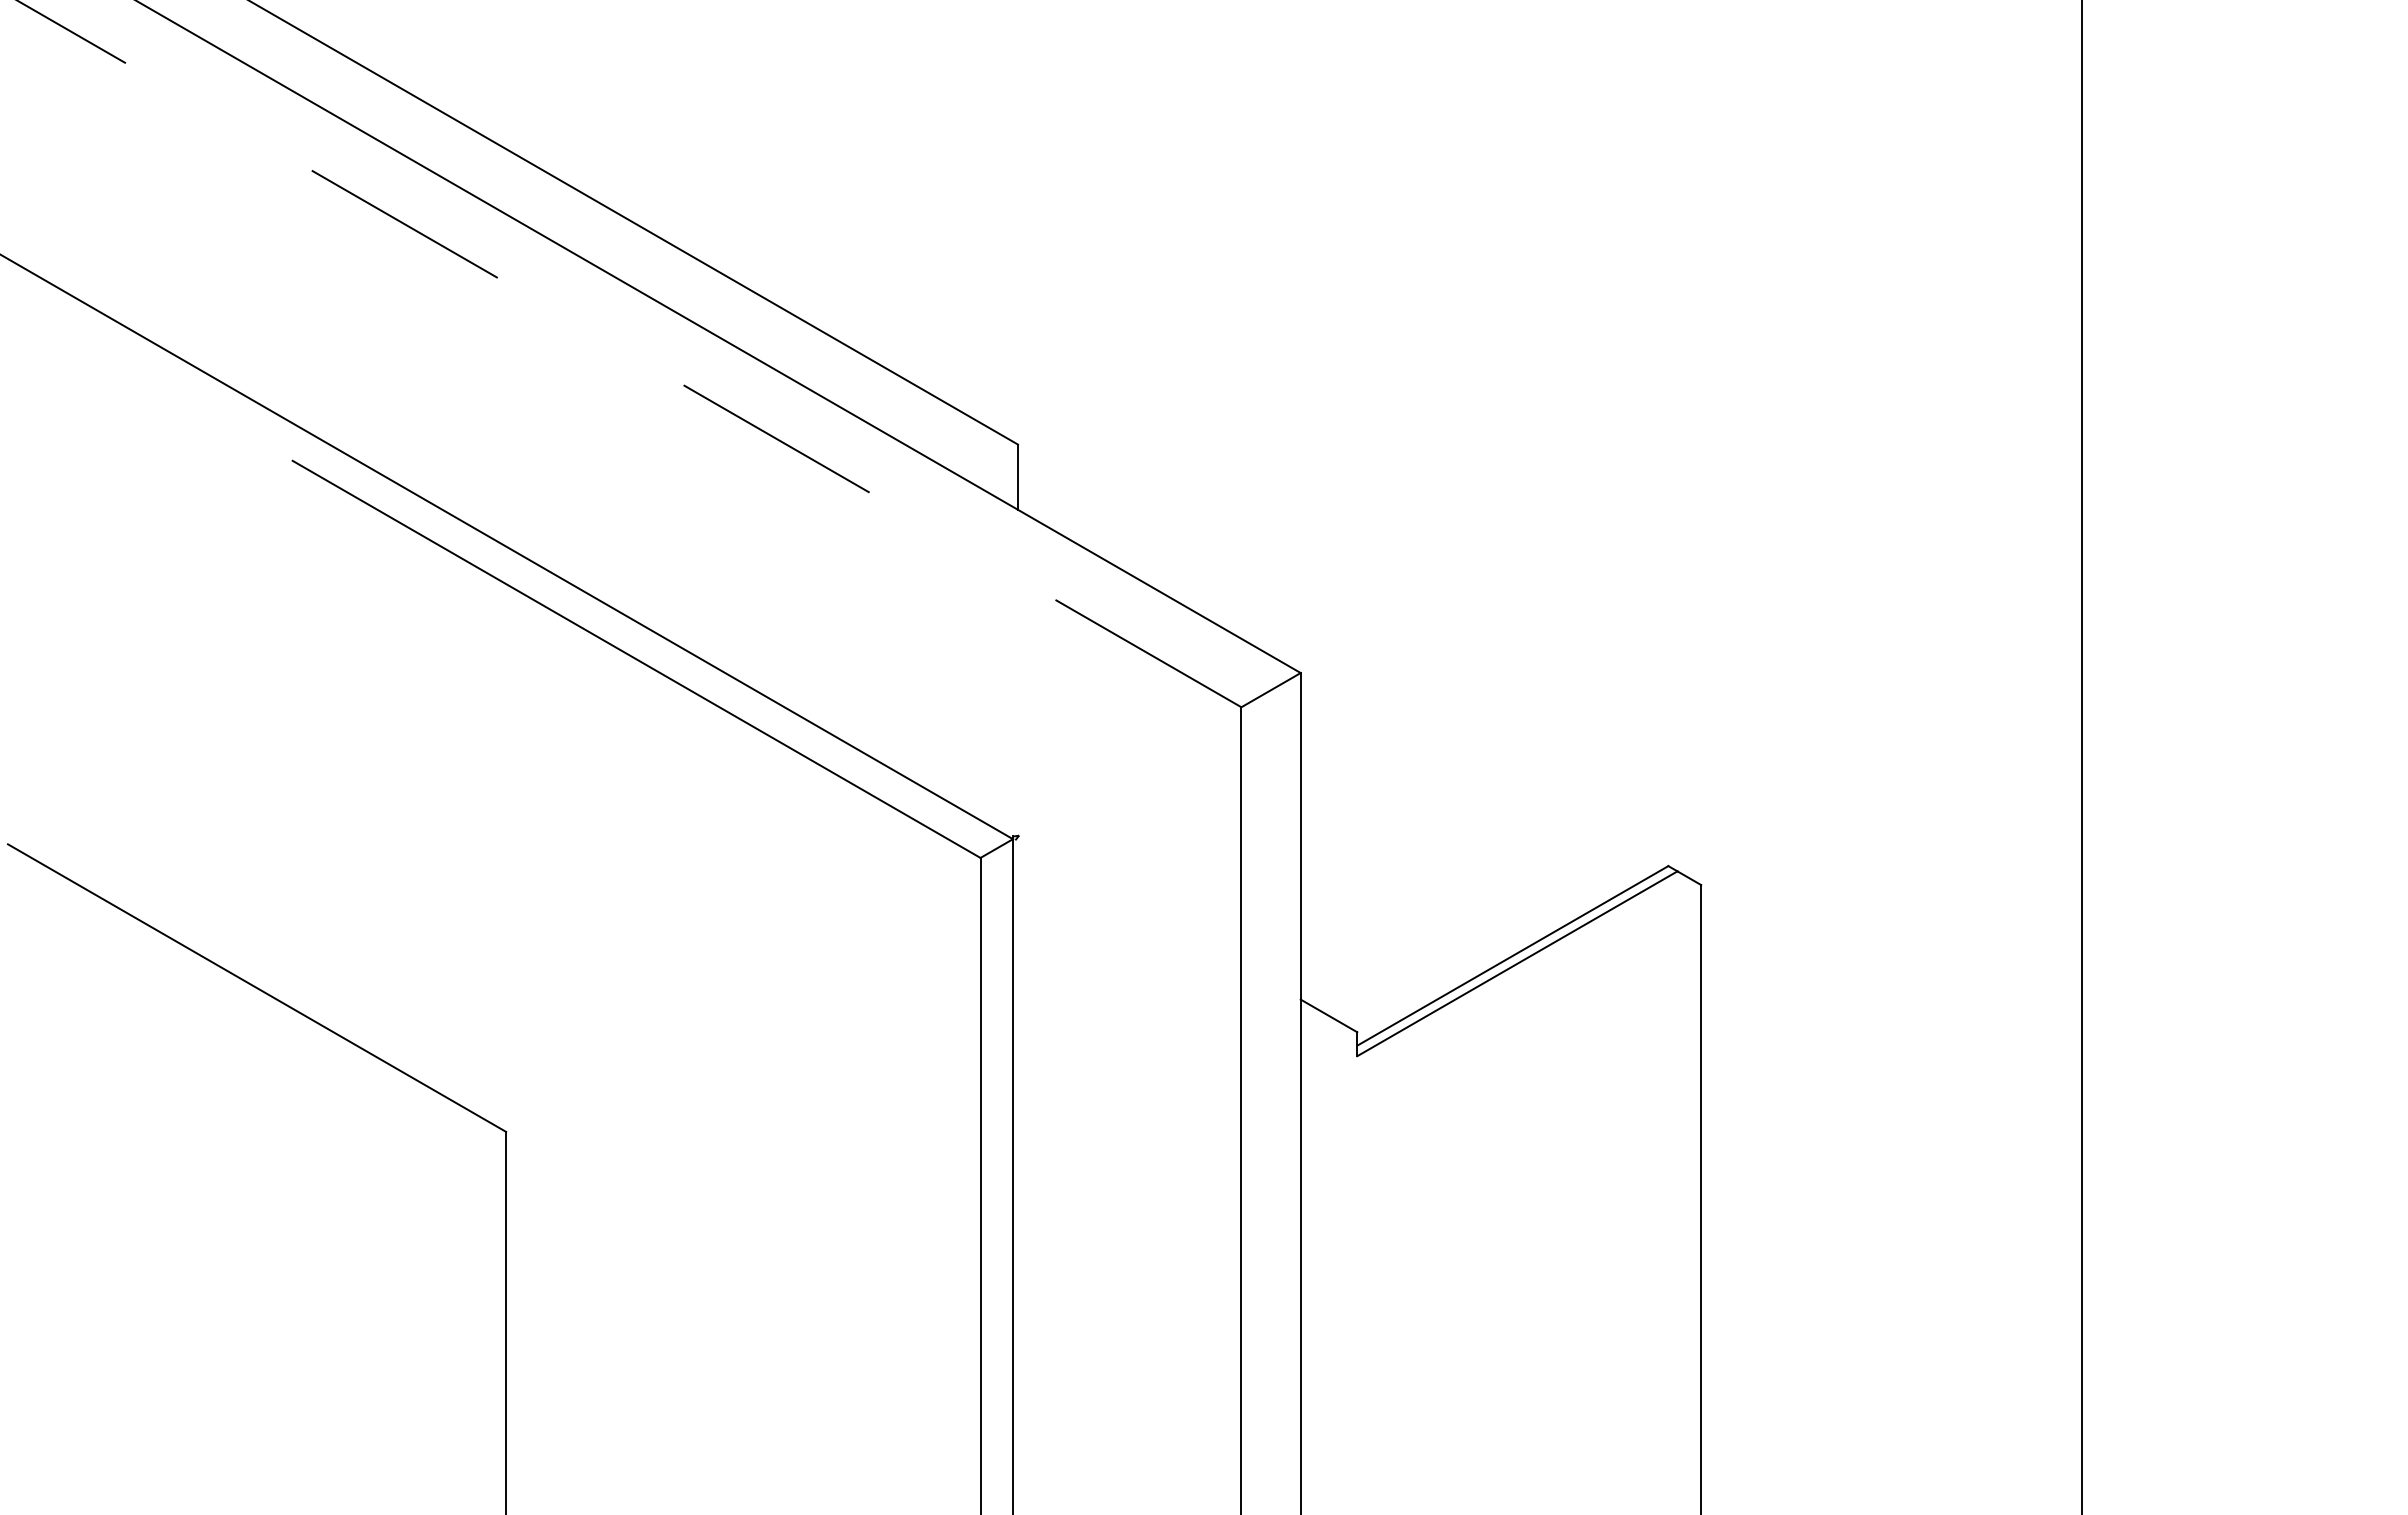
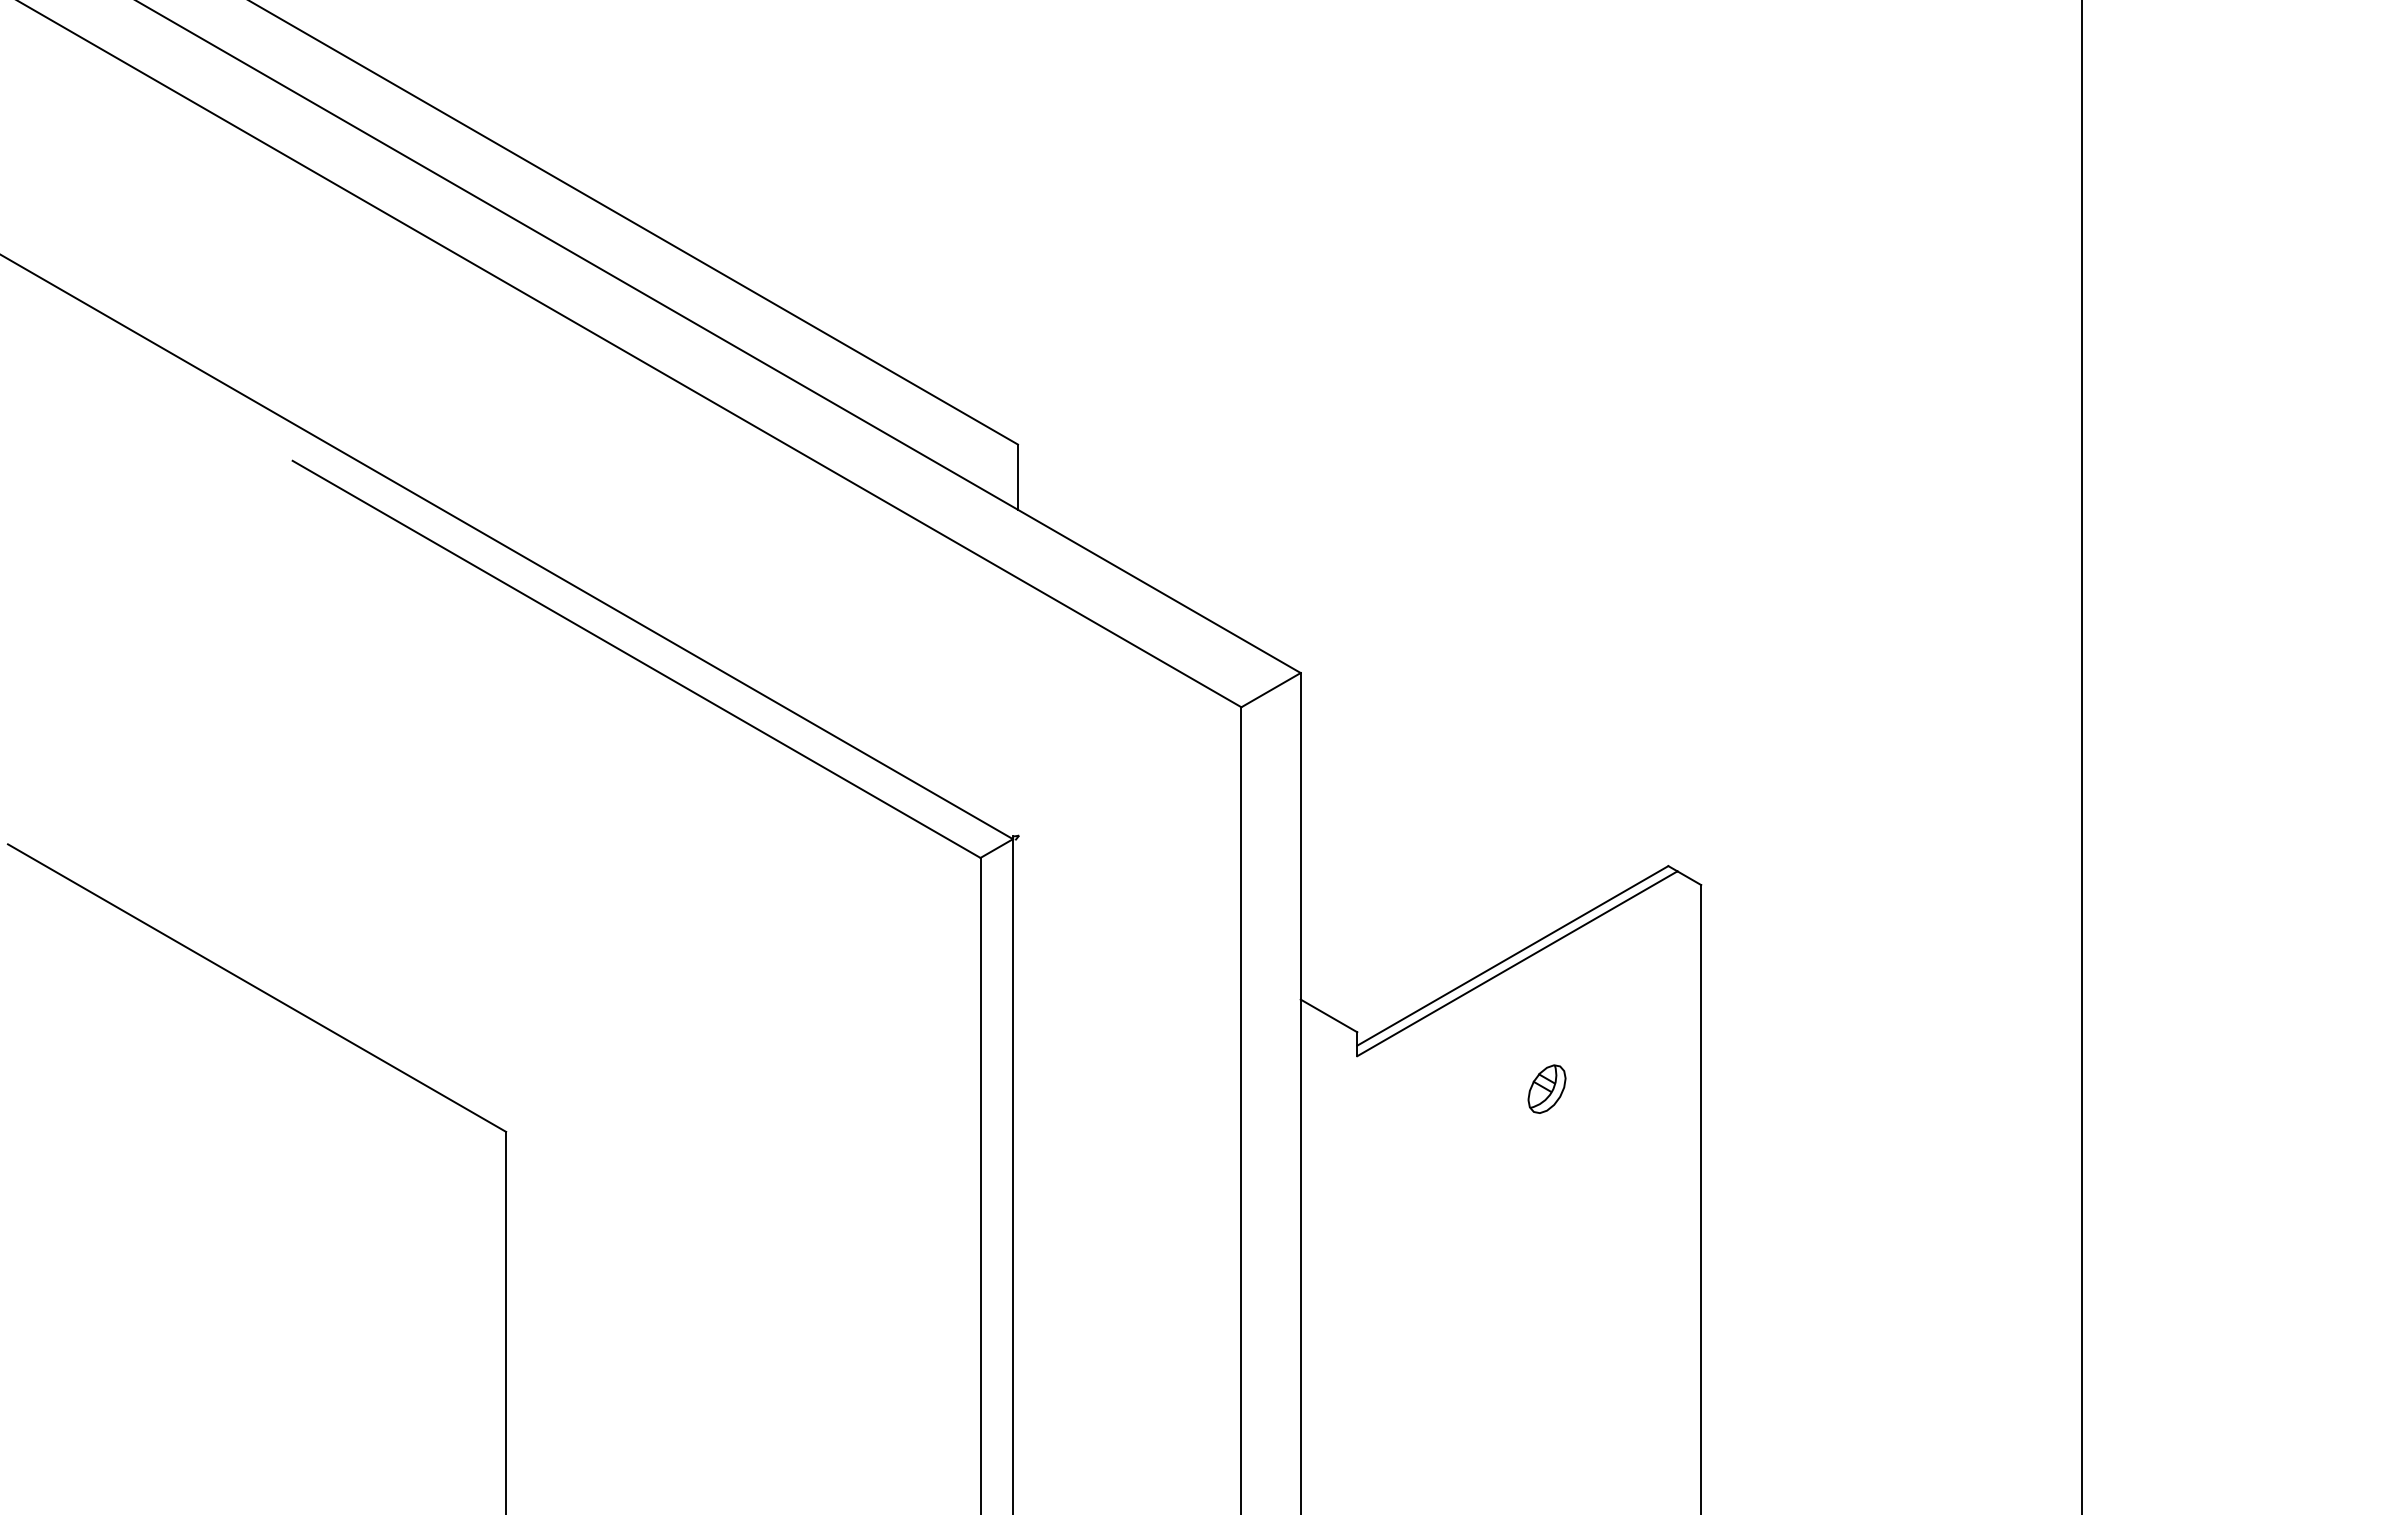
line: dashed -> solid (629, 353)
part: none -> present (1546, 1088)
